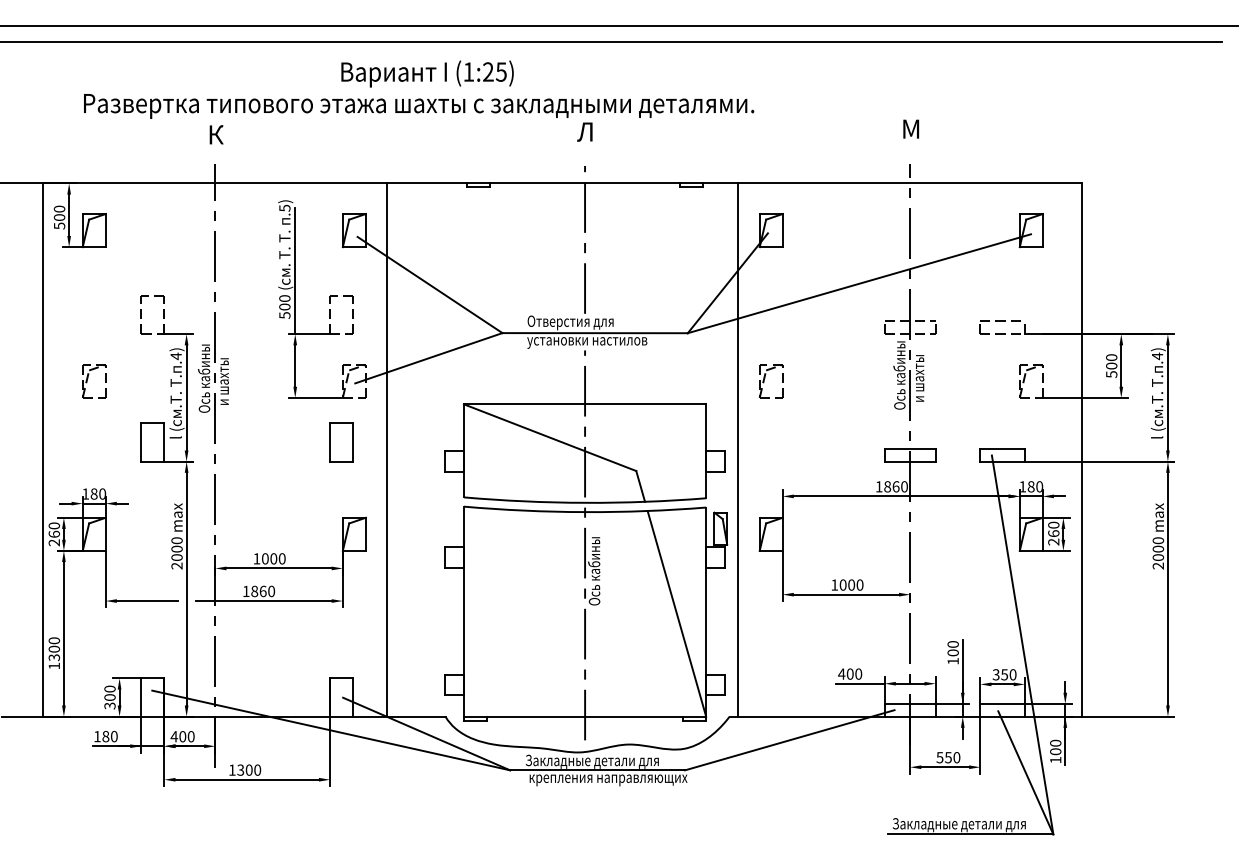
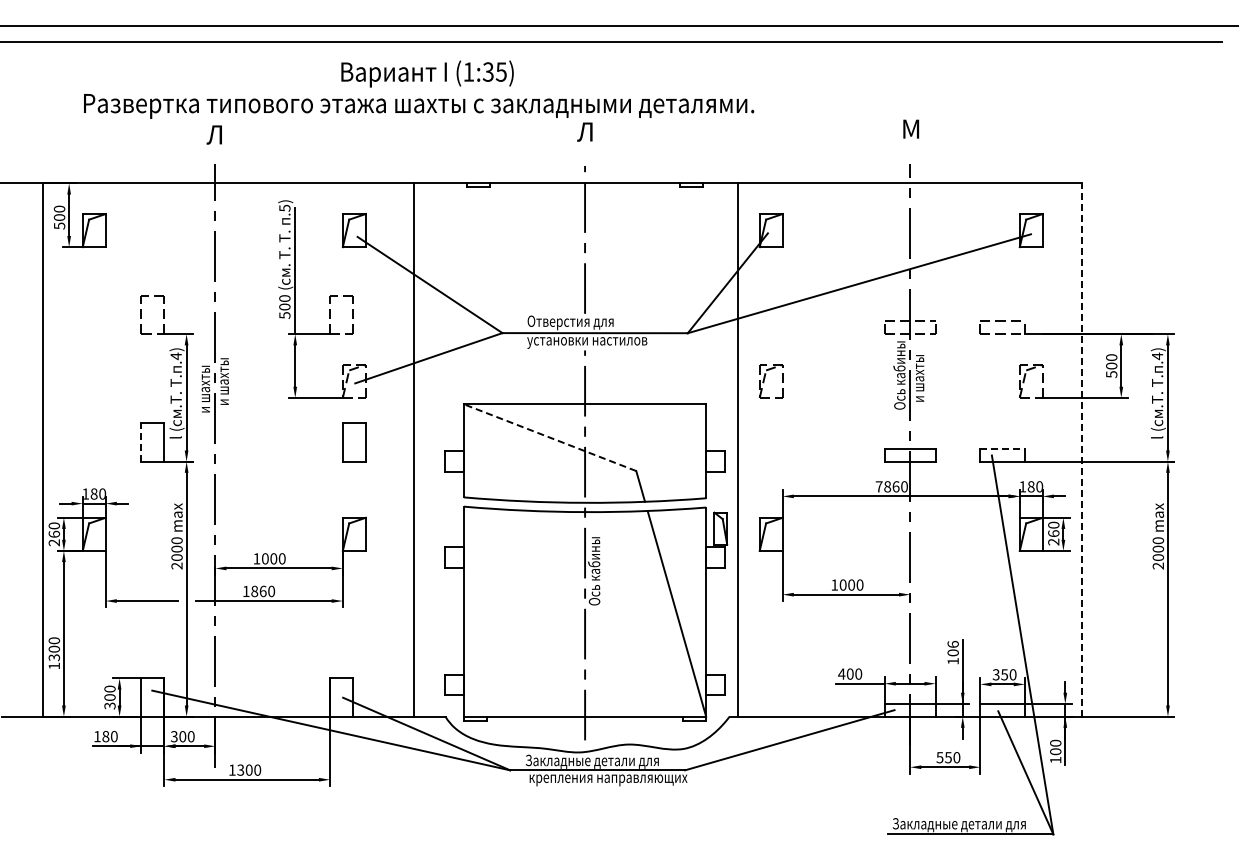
text: (1:25) -> (1:35) (487, 71)
text: К -> Л (214, 134)
part: present -> none (88, 378)
text: Ось кабины -> и шахты (203, 378)
line: solid -> dashed (549, 437)
line: solid -> dashed (141, 442)
part position: (341, 442) -> (354, 442) (354, 442)
line: solid -> dashed (1003, 448)
line position: (387, 449) -> (414, 449) (414, 449)
line: solid -> dashed (1082, 450)
text: 1860 -> 7860 (878, 486)
text: 100 -> 106 (952, 643)
text: 400 -> 300 (174, 736)
